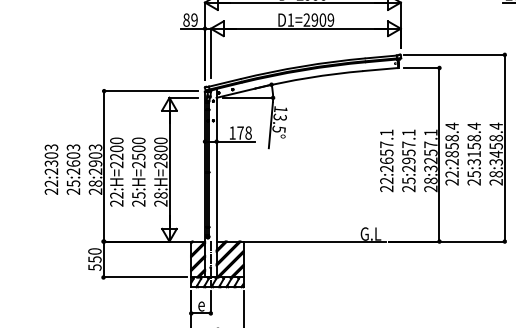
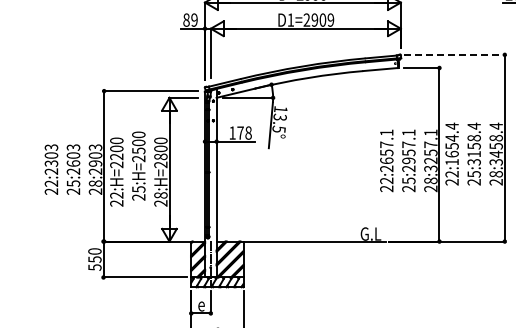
line: solid -> dashed (454, 54)
text: 22:2858.4 -> 22:1654.4 (451, 149)
text position: (138, 171) -> (138, 165) (138, 165)
